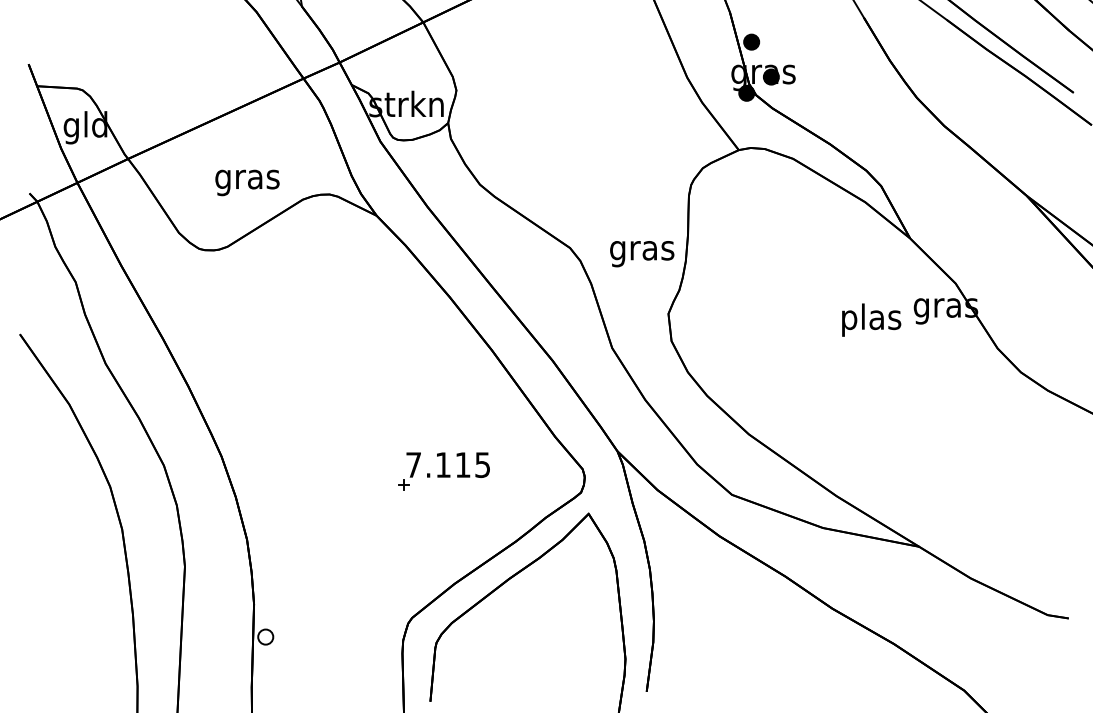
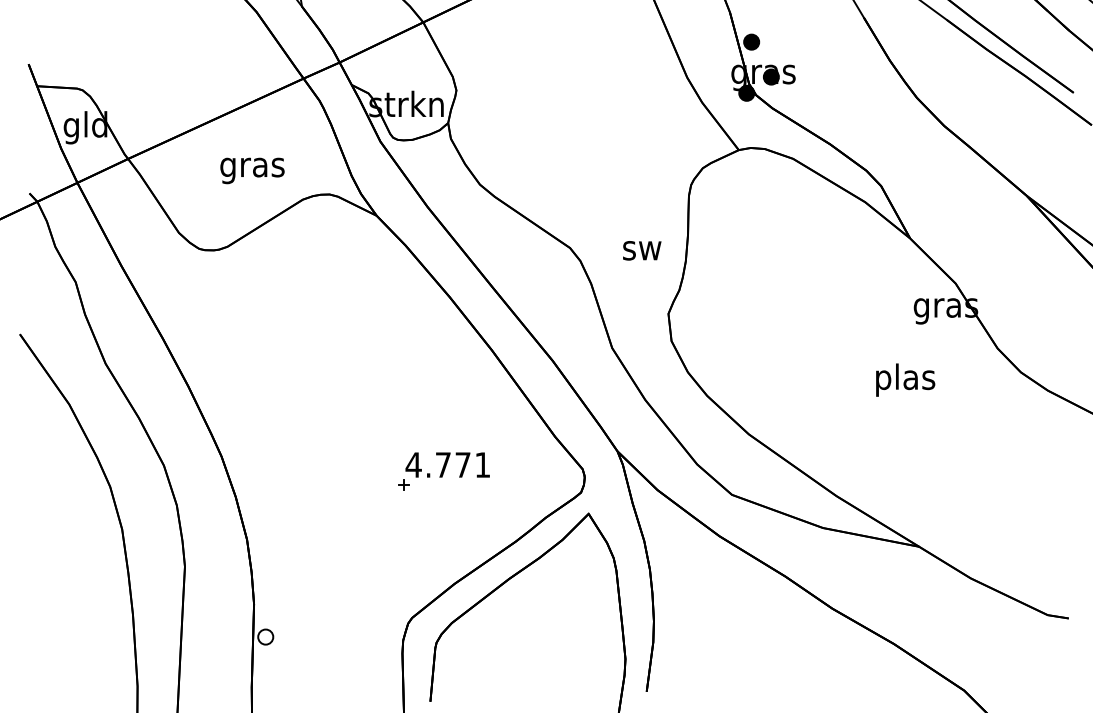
text position: (247, 182) -> (252, 170) (252, 170)
text: gras -> sw (642, 254)
text position: (871, 319) -> (905, 379) (905, 379)
text: 7.115 -> 4.771 (447, 465)
